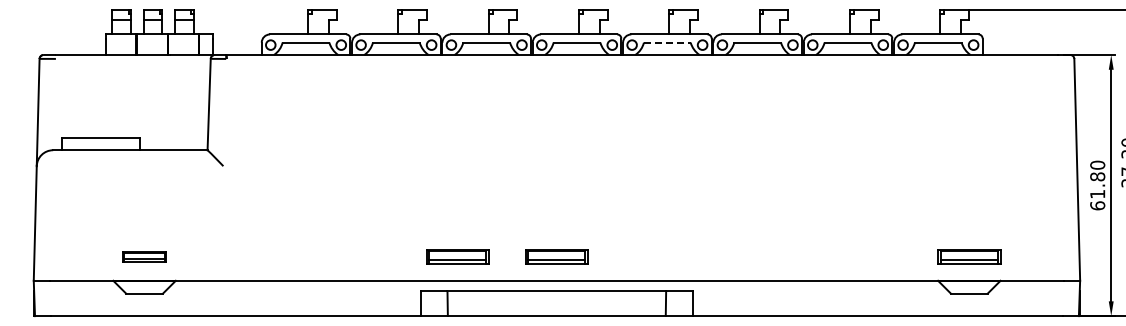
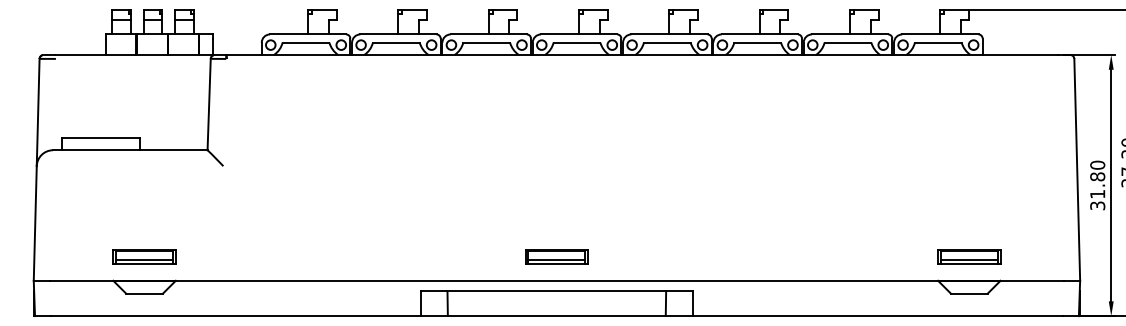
line: dashed -> solid (667, 42)
text: 61.80 -> 31.80 (1097, 205)
part size: 45x12 px -> 65x16 px (144, 256)
part: present -> none (457, 256)
